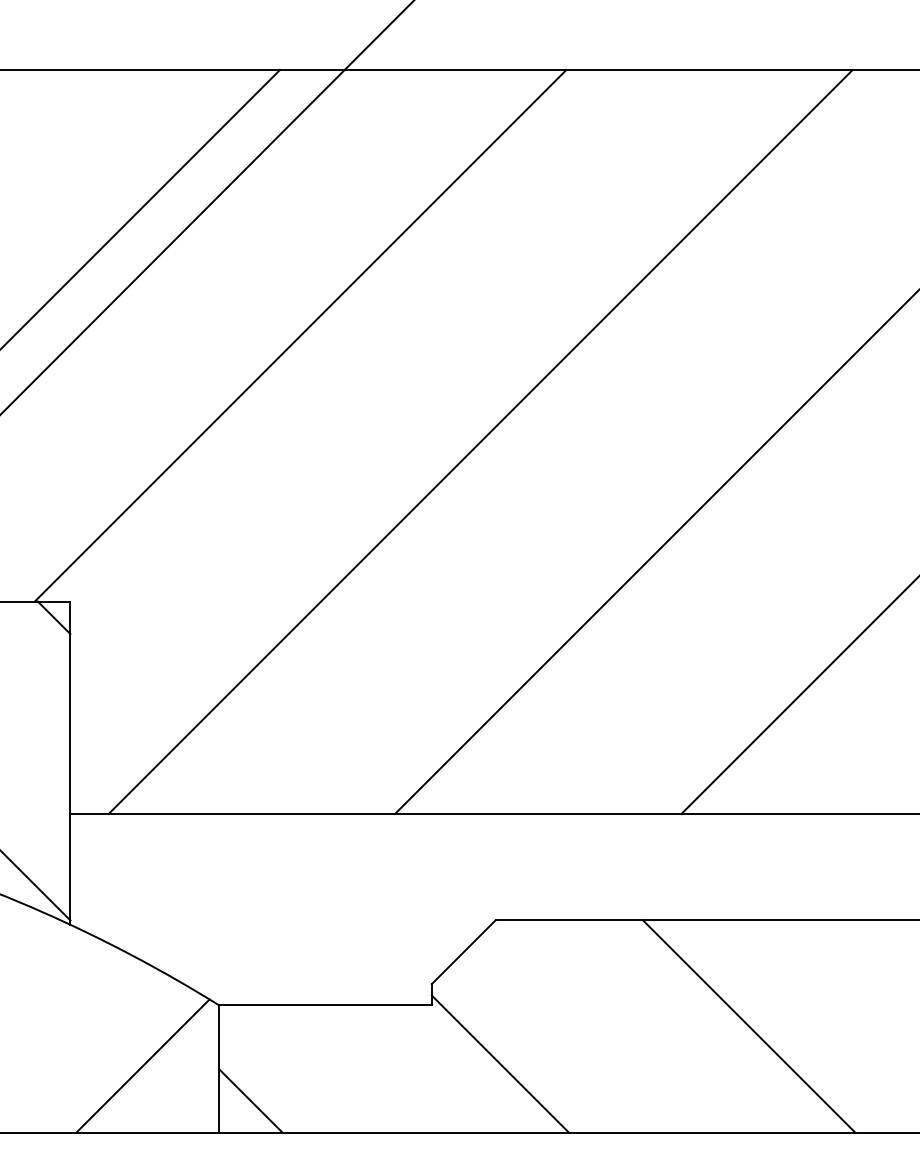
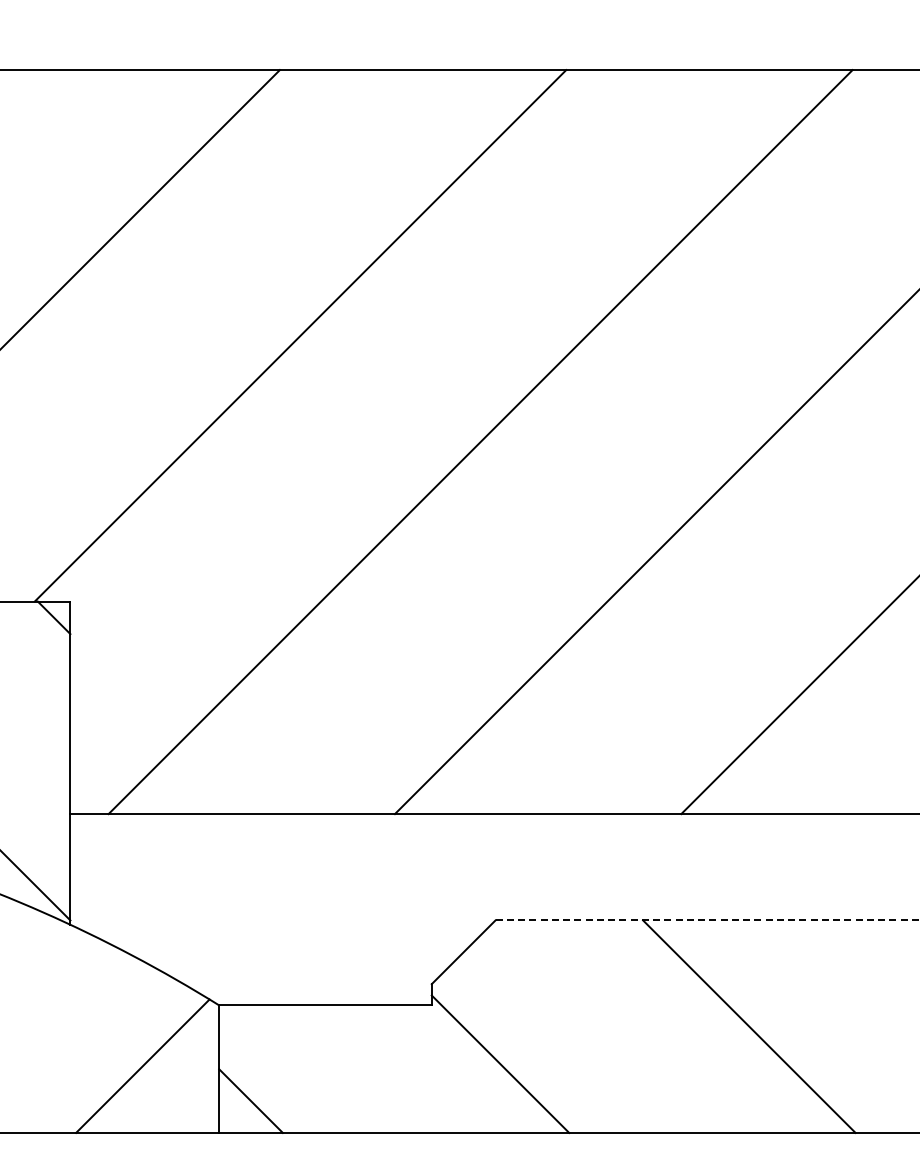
line: present -> none (207, 207)
line: solid -> dashed (707, 920)
